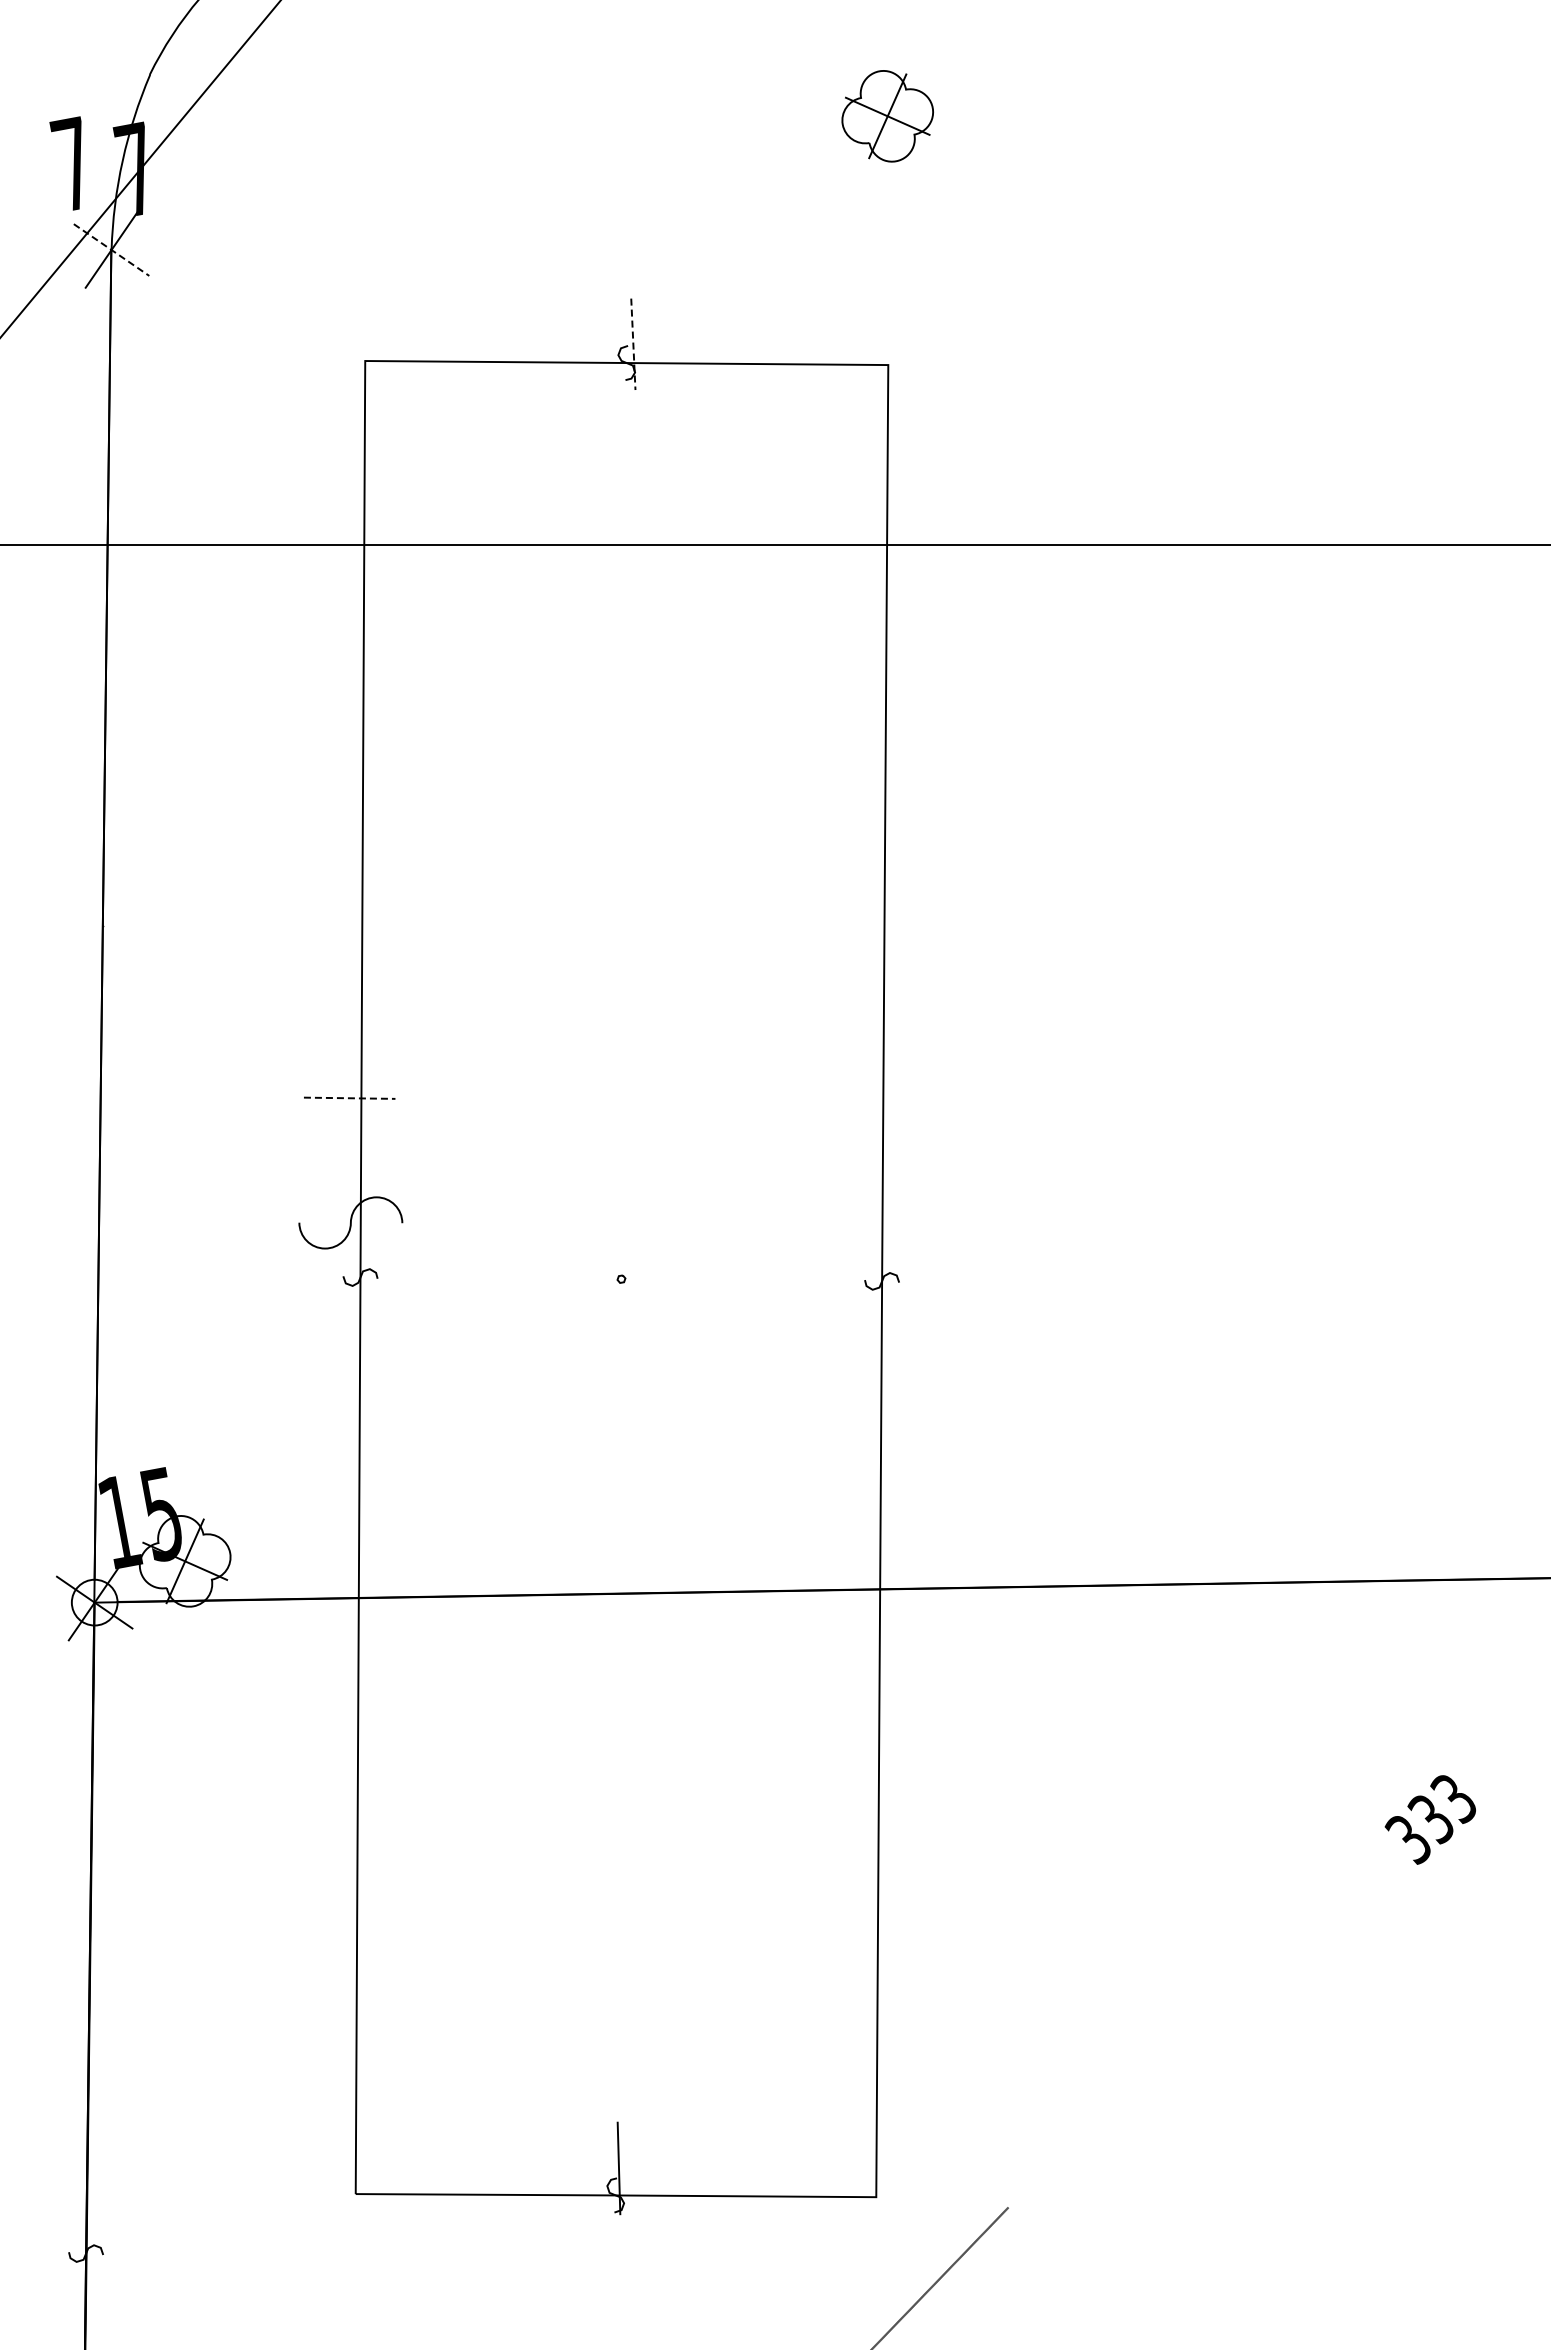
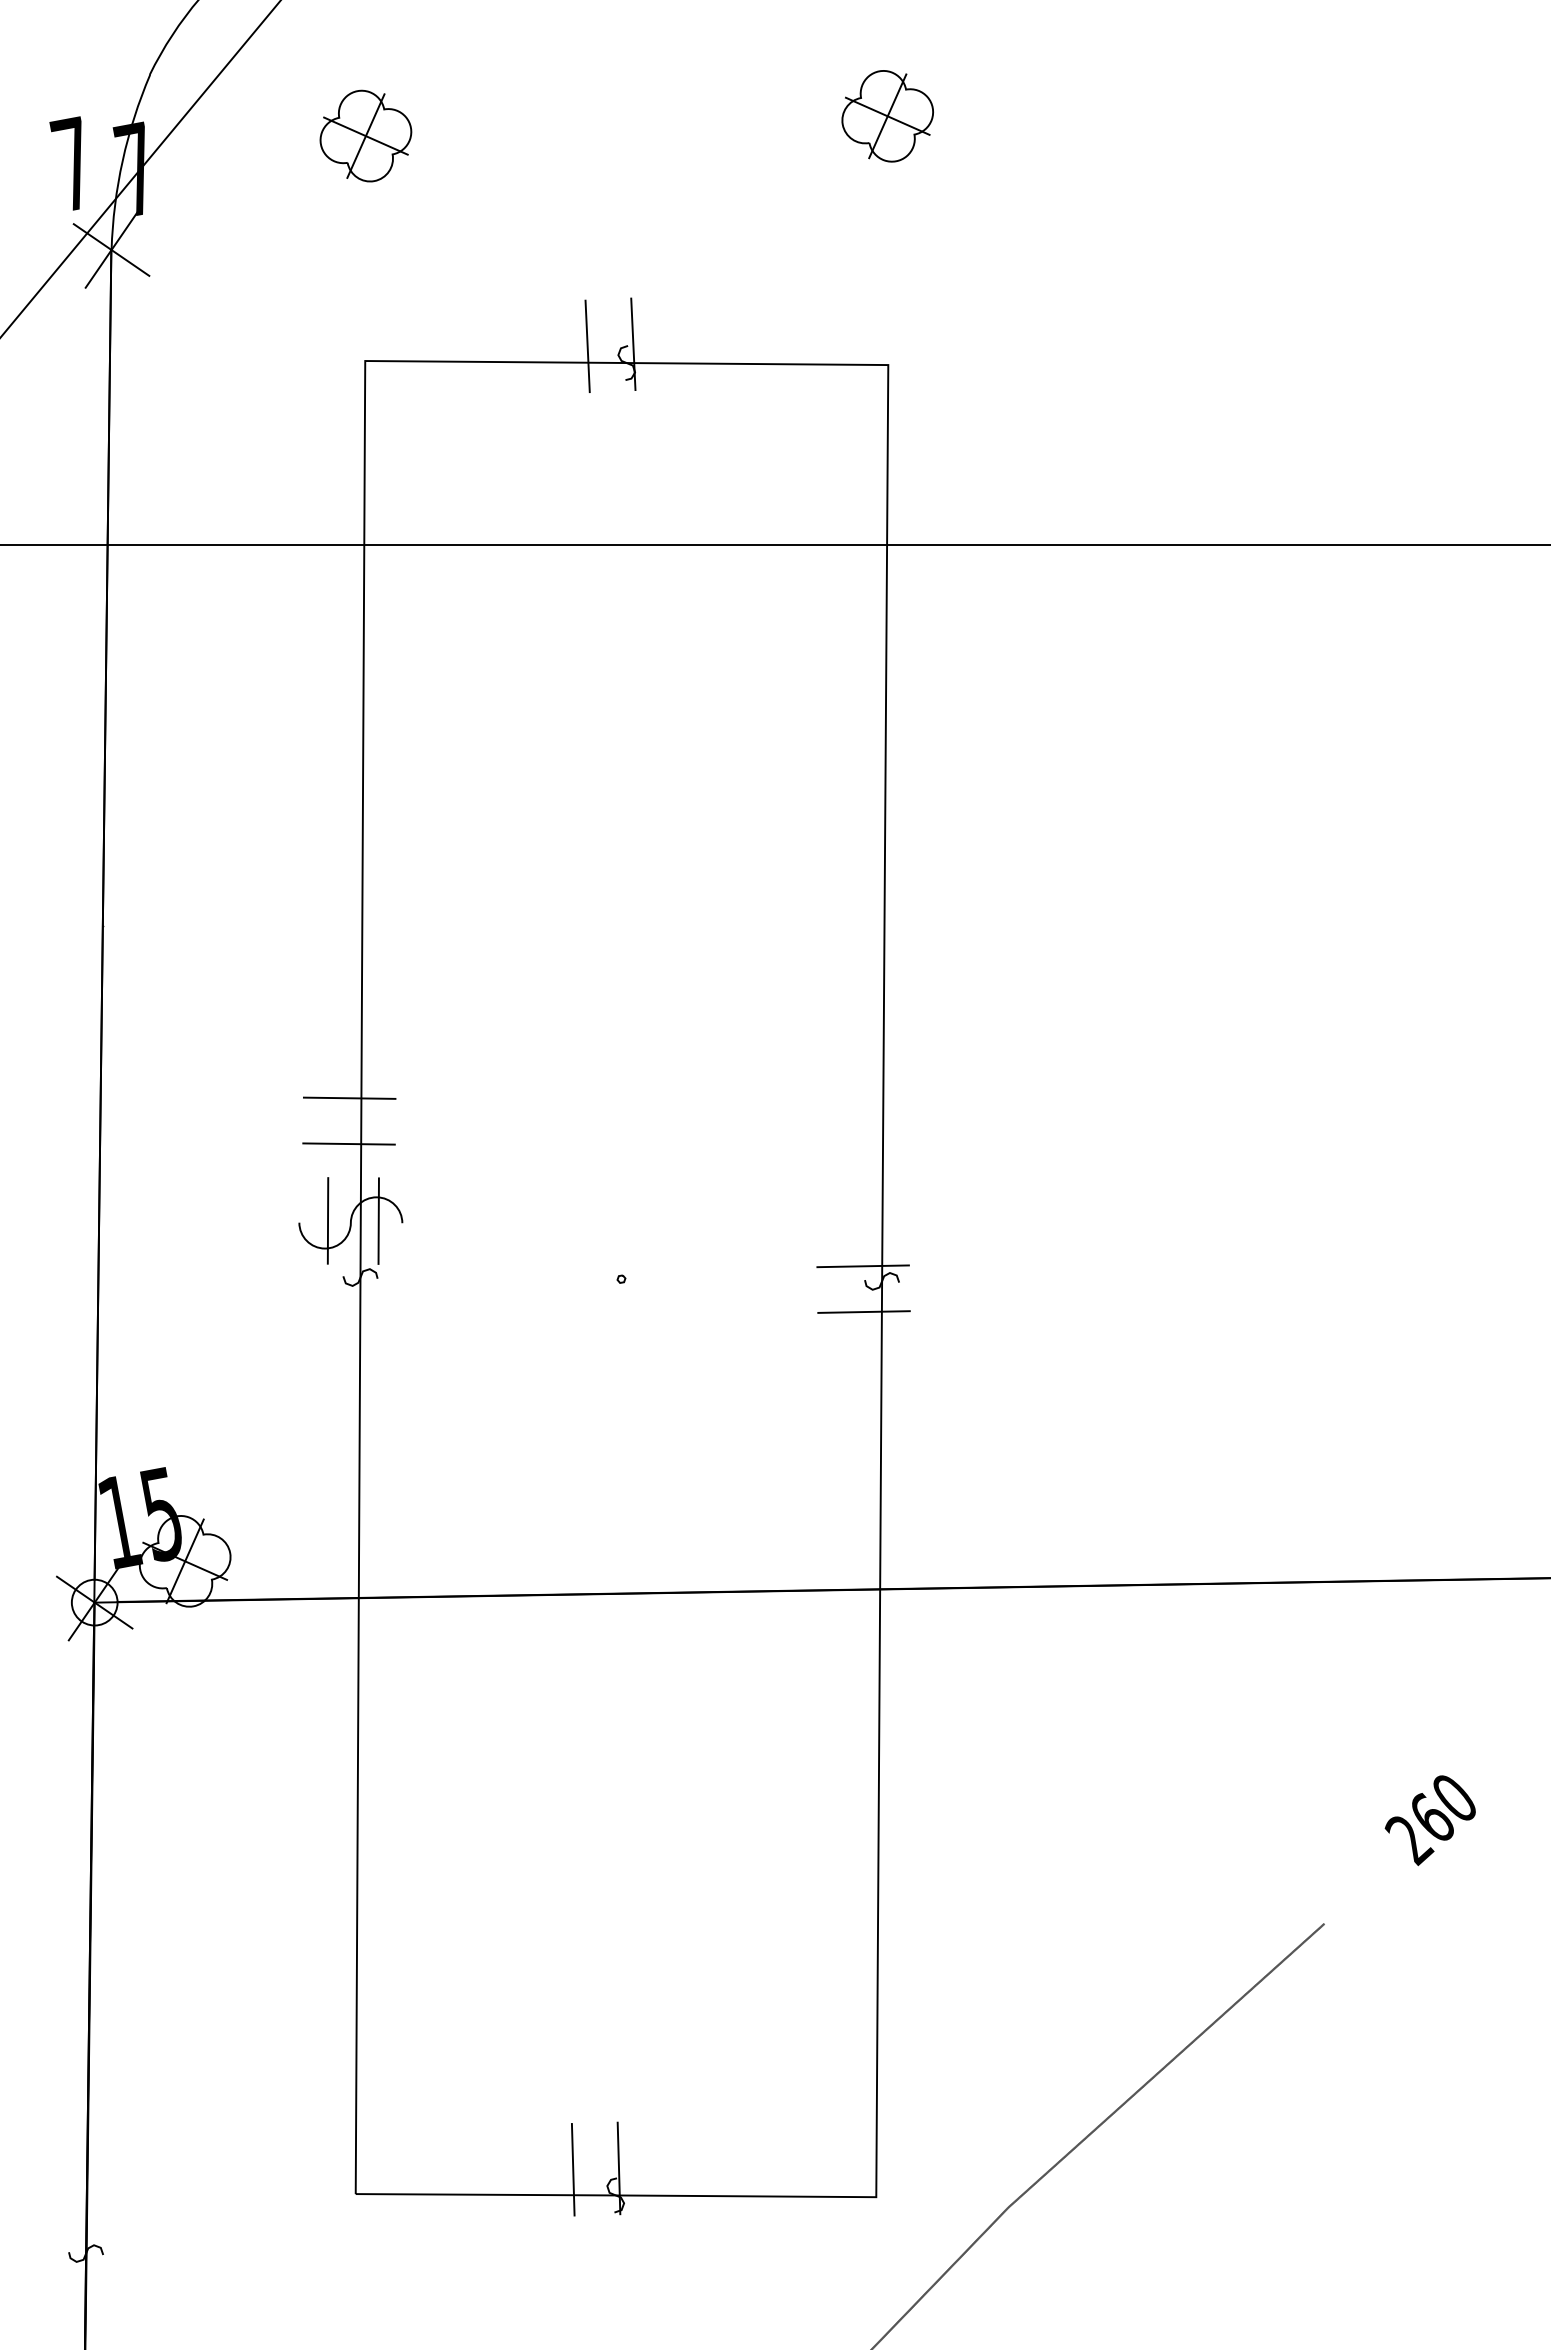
part: none -> present (365, 135)
line: dashed -> solid (111, 250)
line: dashed -> solid (633, 344)
line: none -> present (587, 346)
line: dashed -> solid (349, 1098)
line: none -> present (348, 1143)
line: none -> present (327, 1220)
line: none -> present (378, 1220)
line: none -> present (862, 1266)
line: none -> present (863, 1311)
text: 333 -> 260 (1430, 1820)
line: none -> present (1166, 2065)
line: none -> present (572, 2169)
